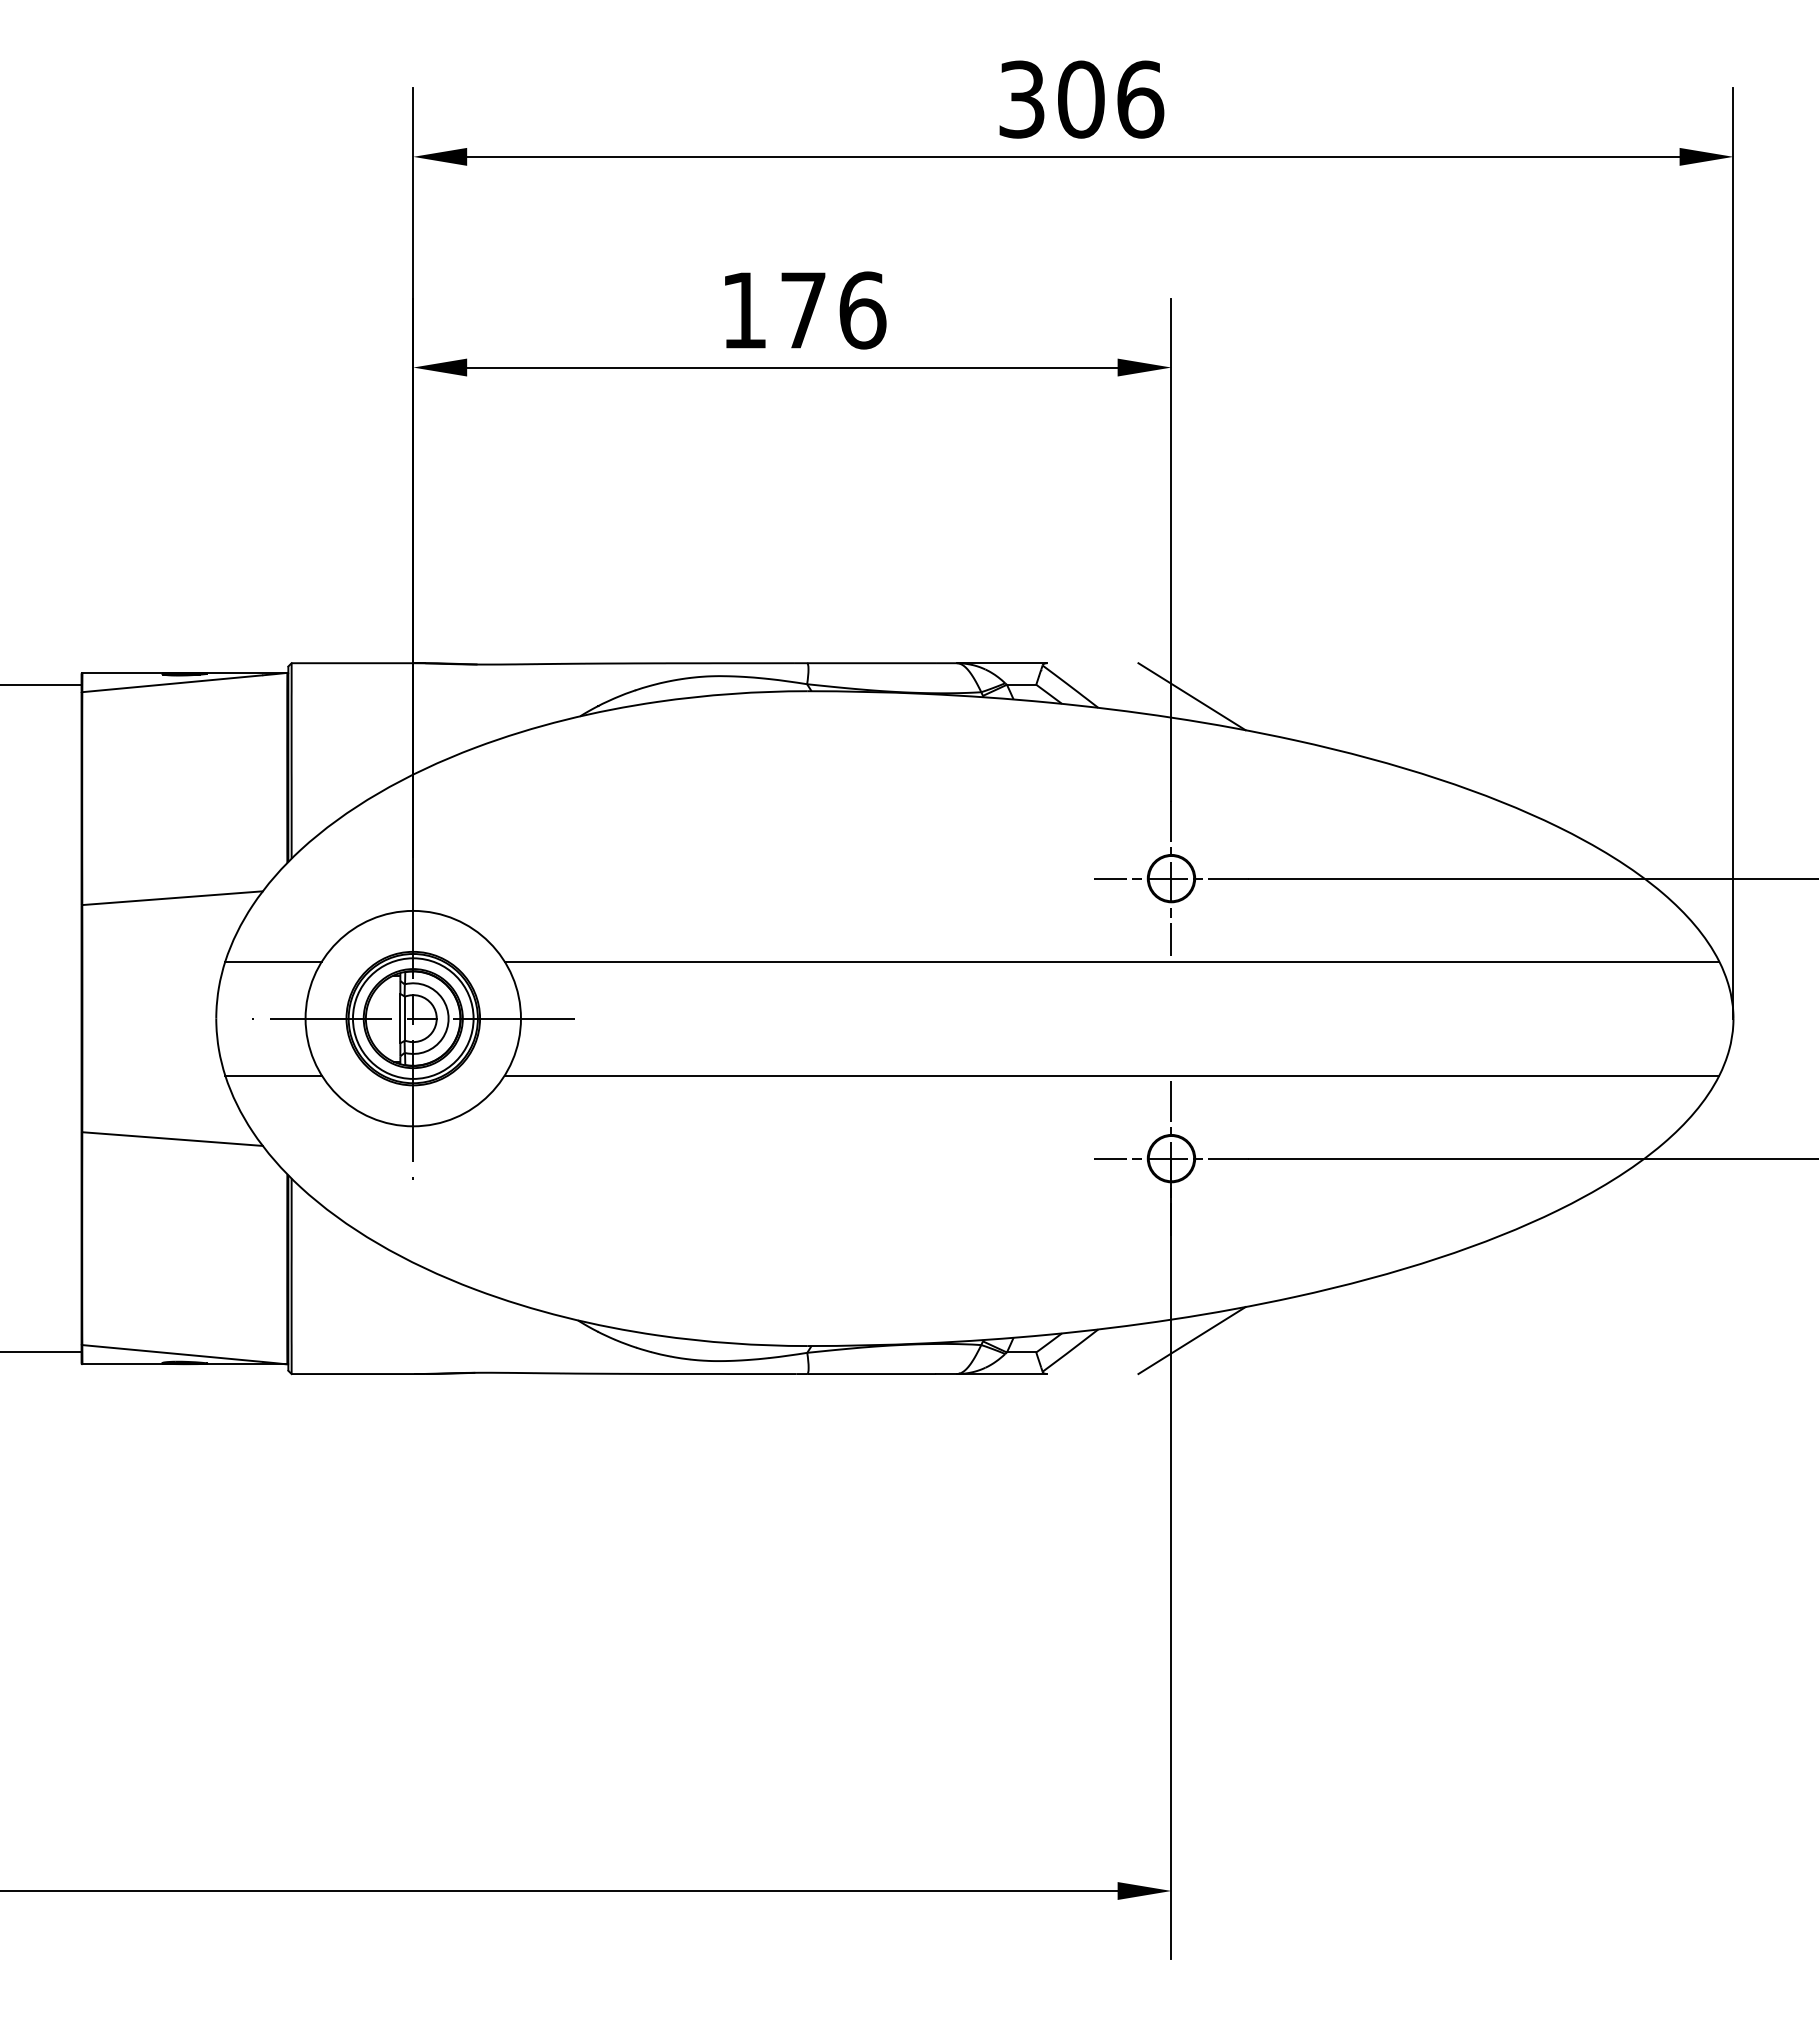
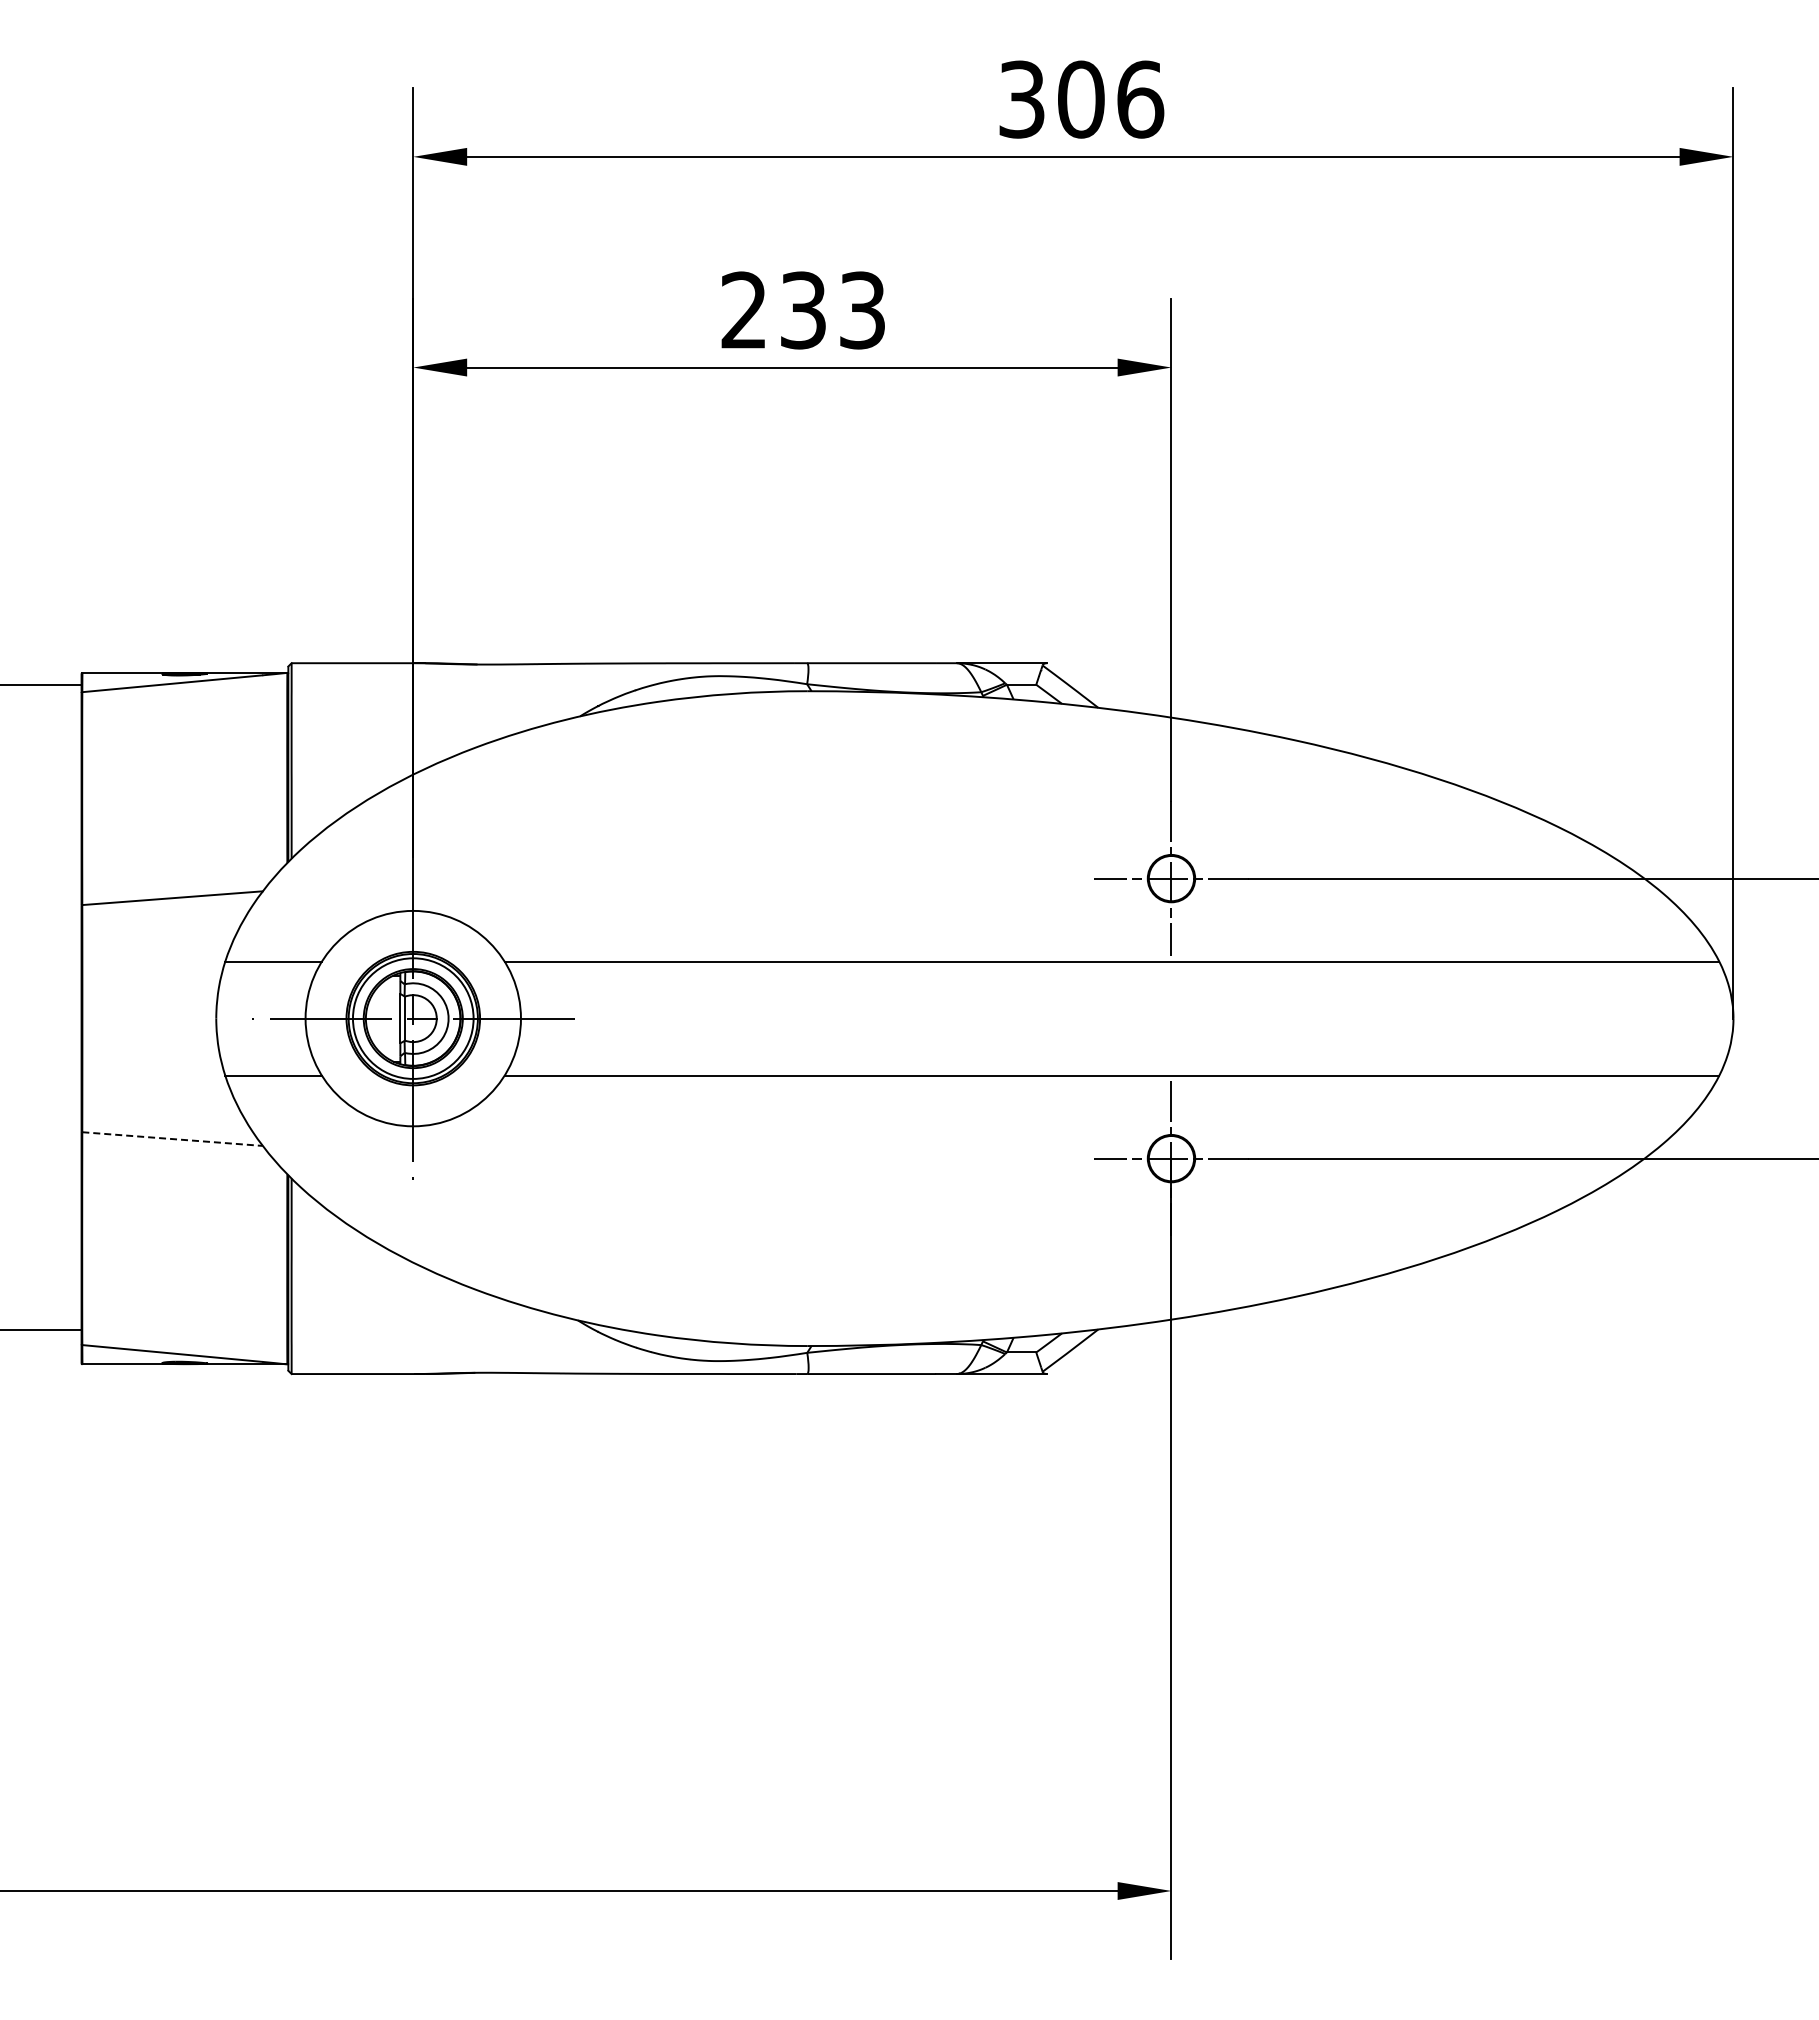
text: 176 -> 233 (803, 310)
line: present -> none (1191, 696)
line: solid -> dashed (173, 1139)
line: present -> none (1191, 1340)
line position: (41, 1351) -> (41, 1329) (41, 1329)
